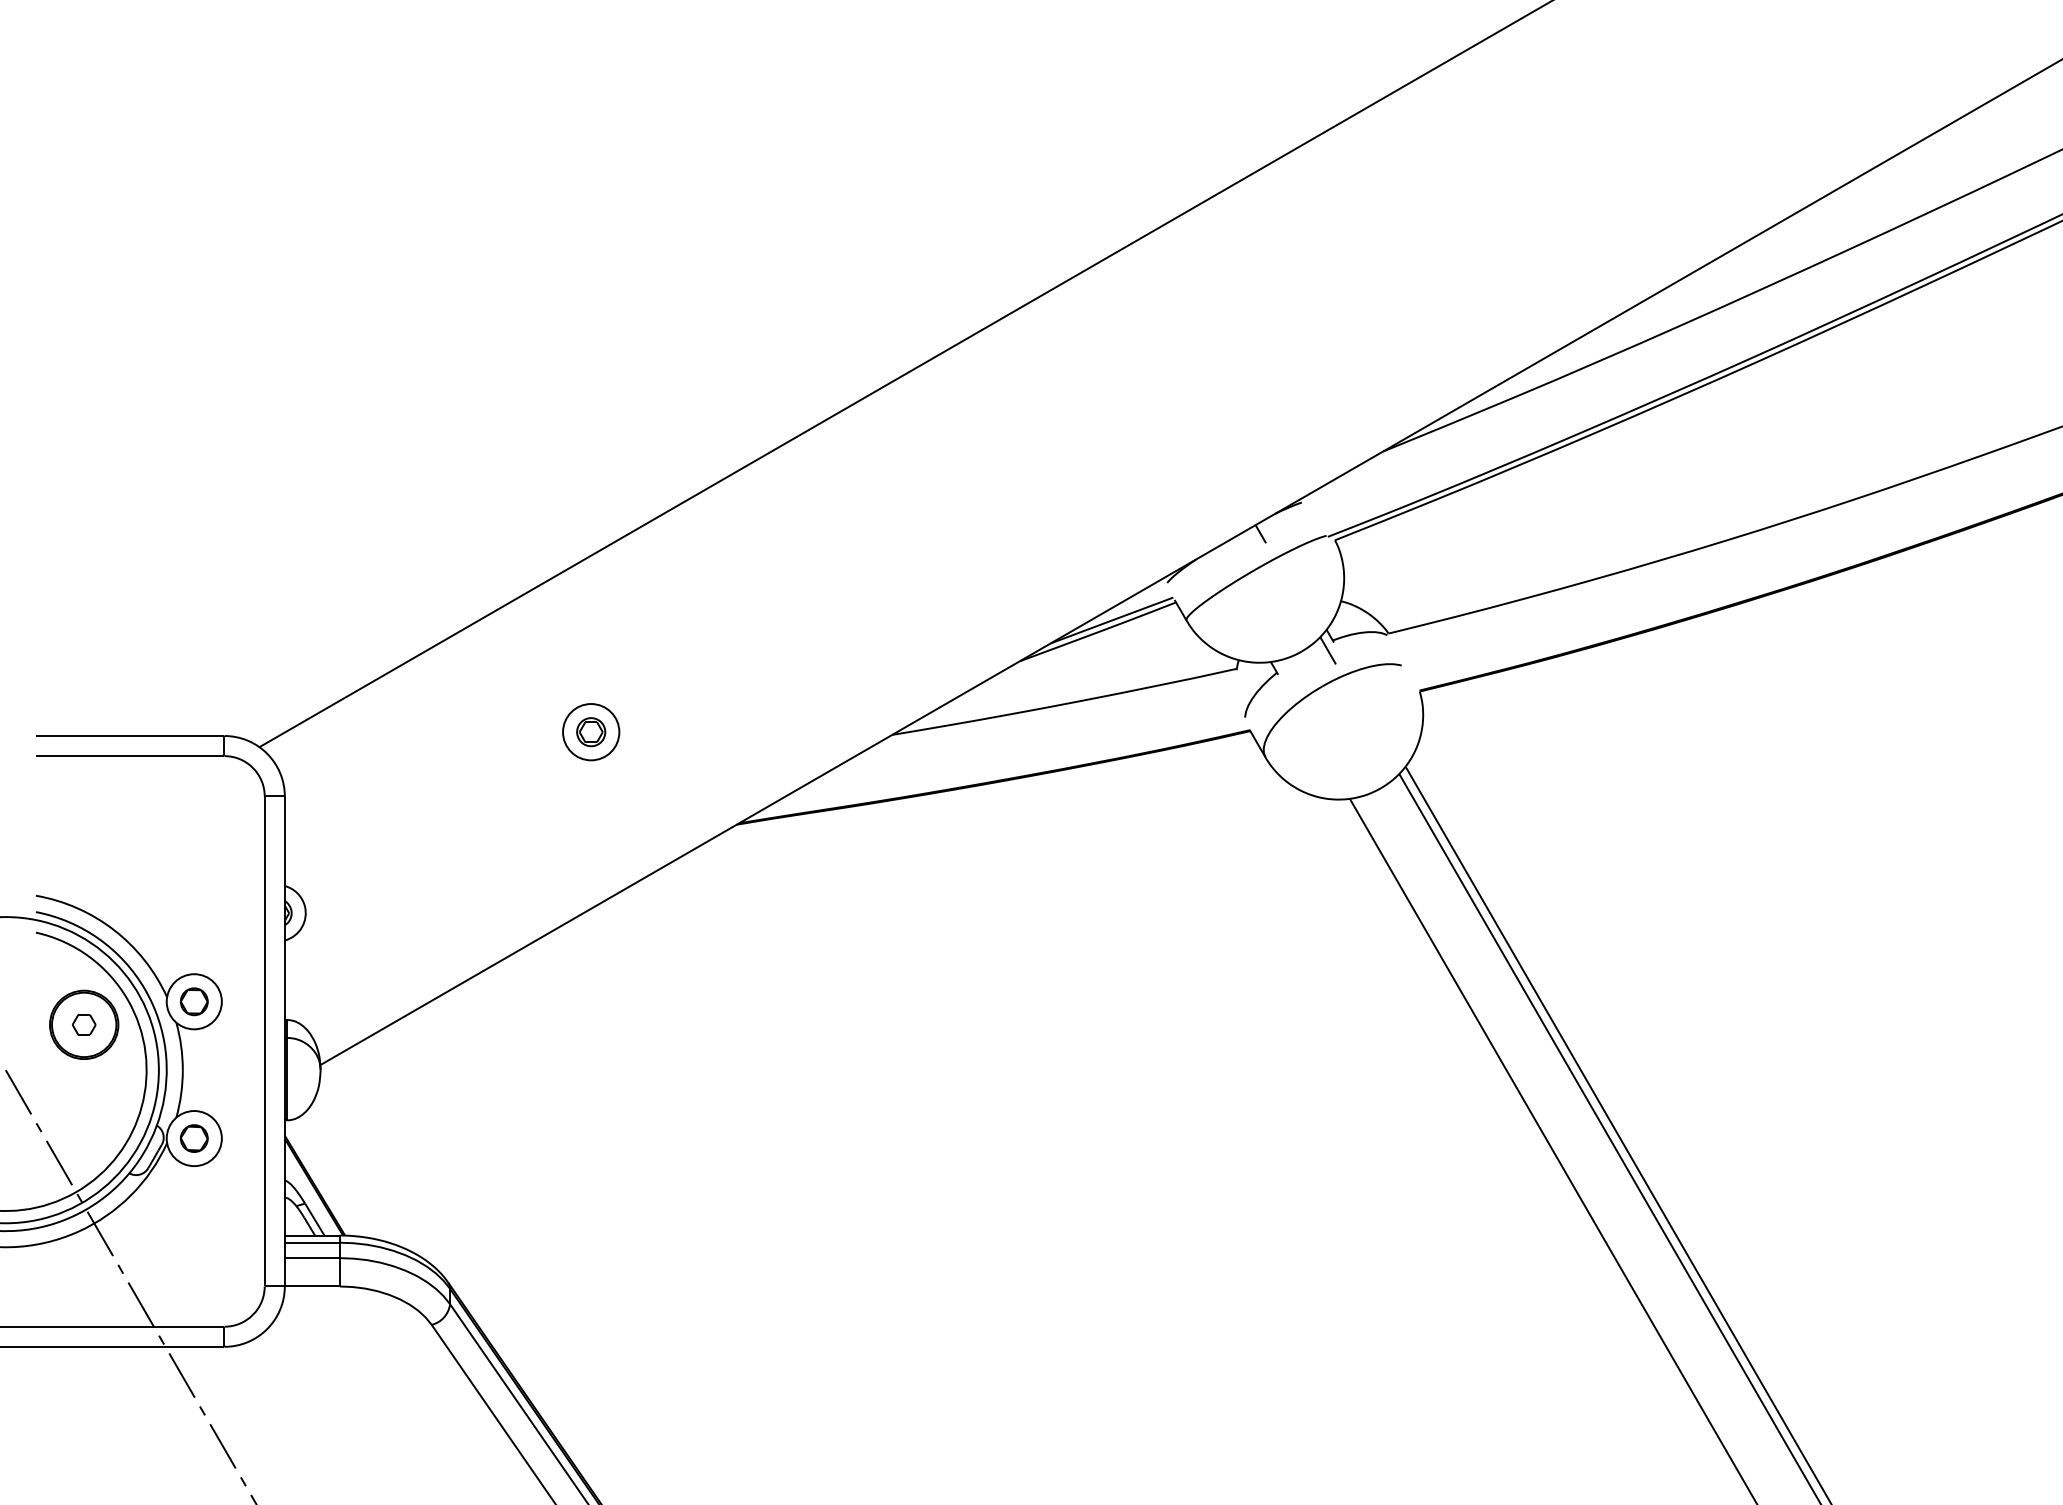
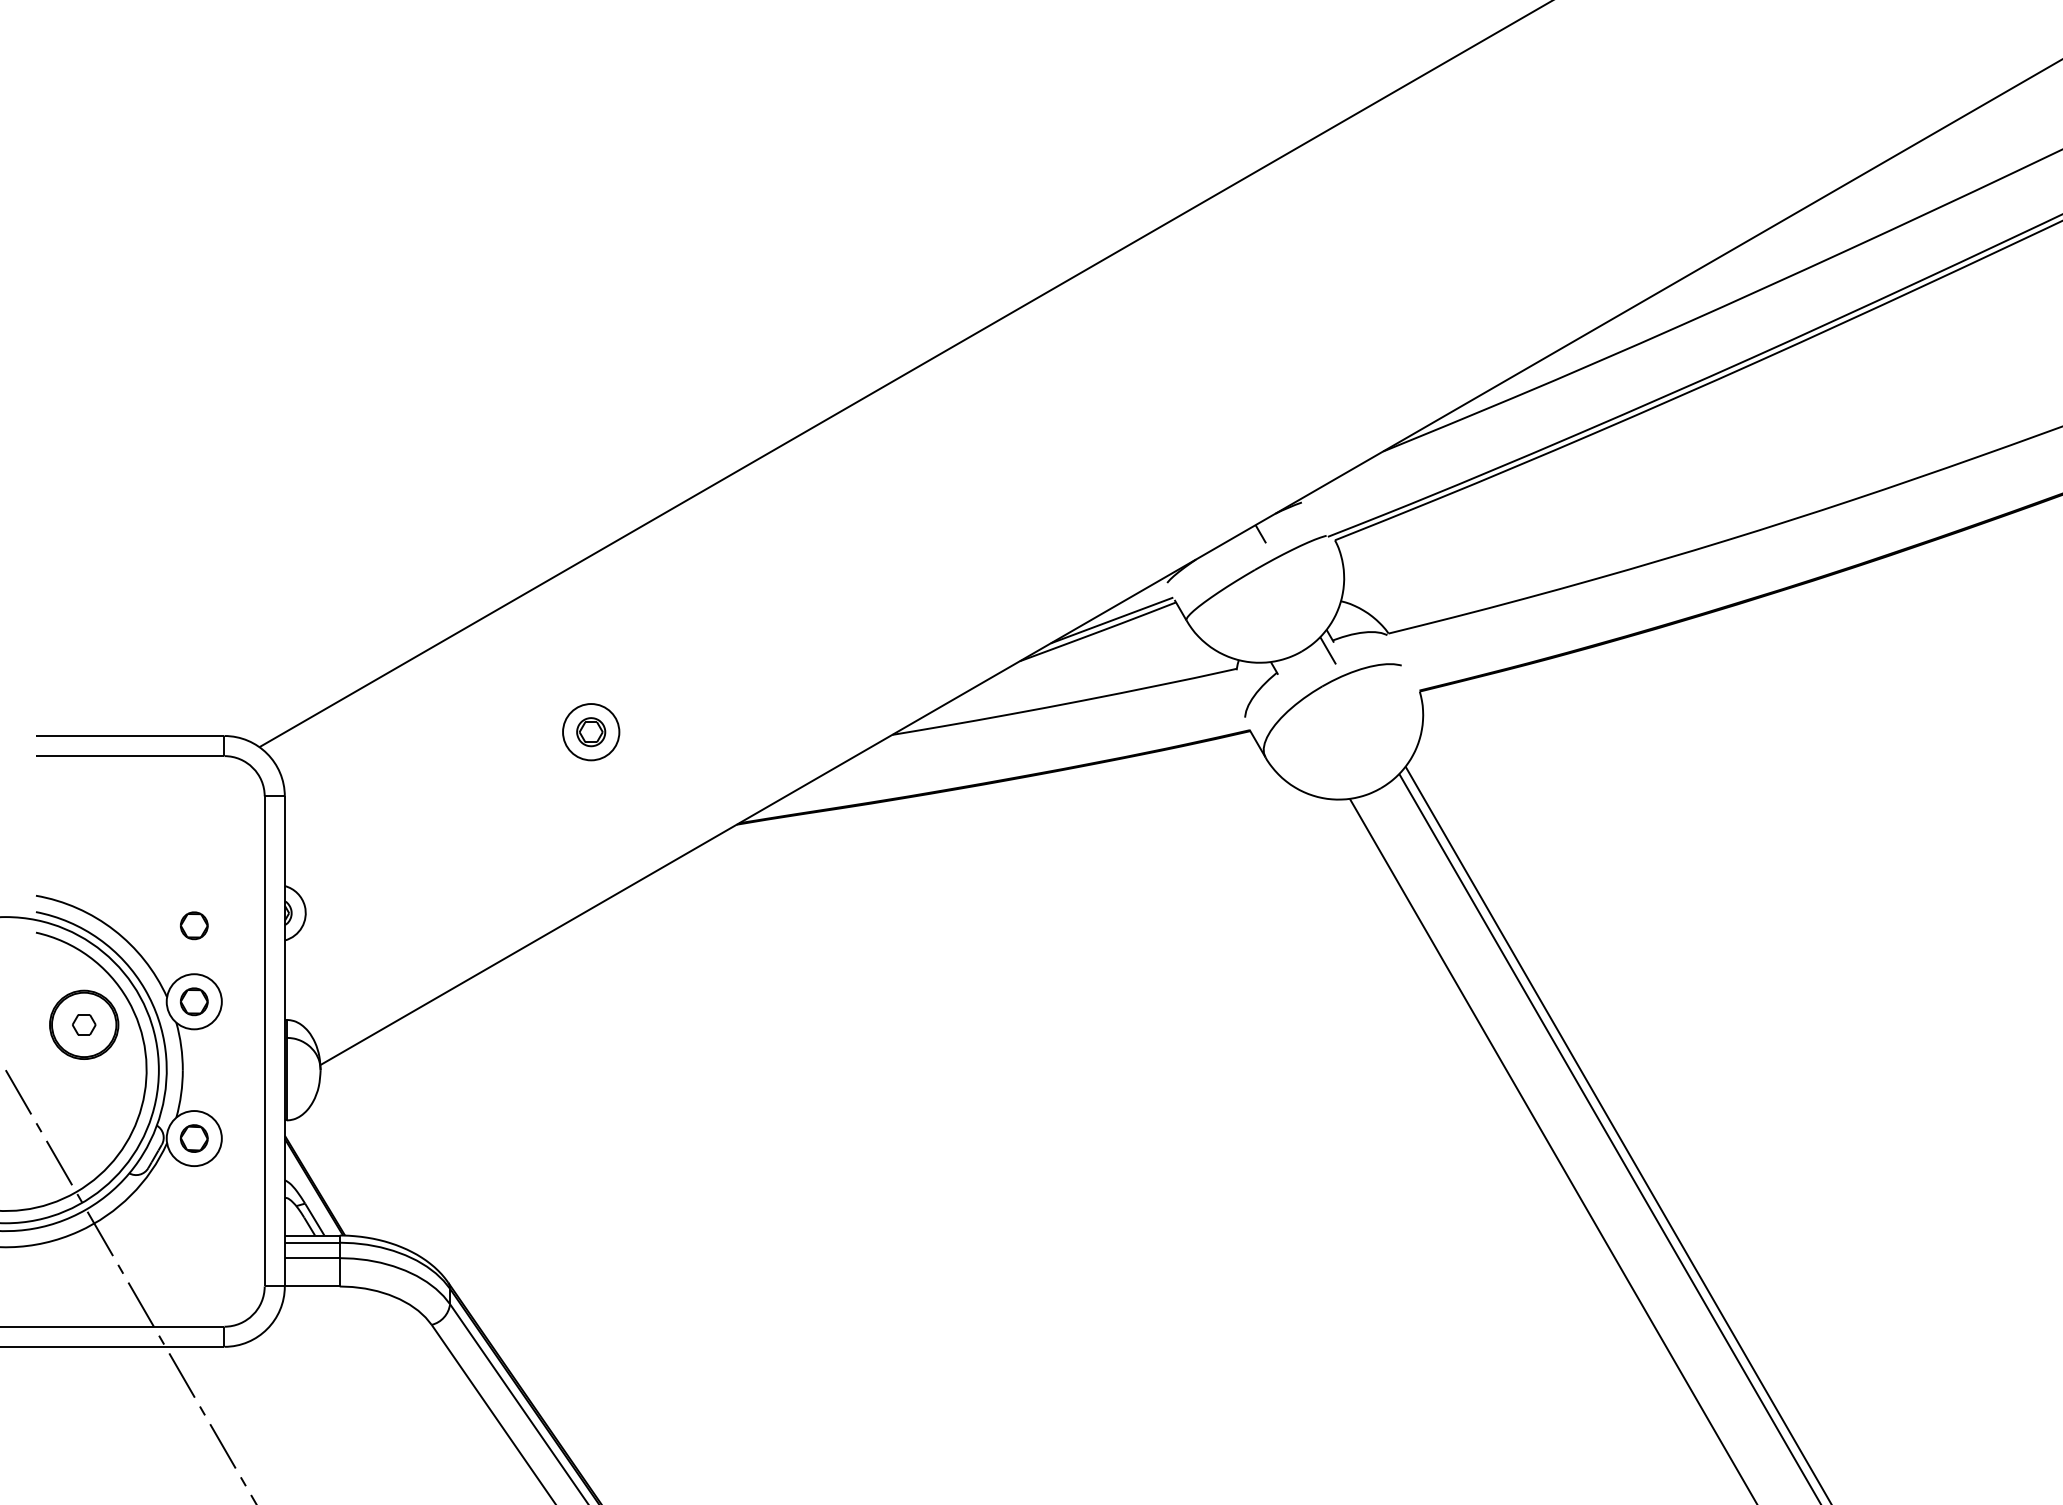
part: none -> present (194, 925)
